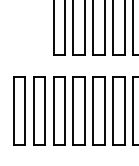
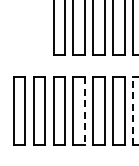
line: solid -> dashed (84, 111)
line: solid -> dashed (133, 111)
